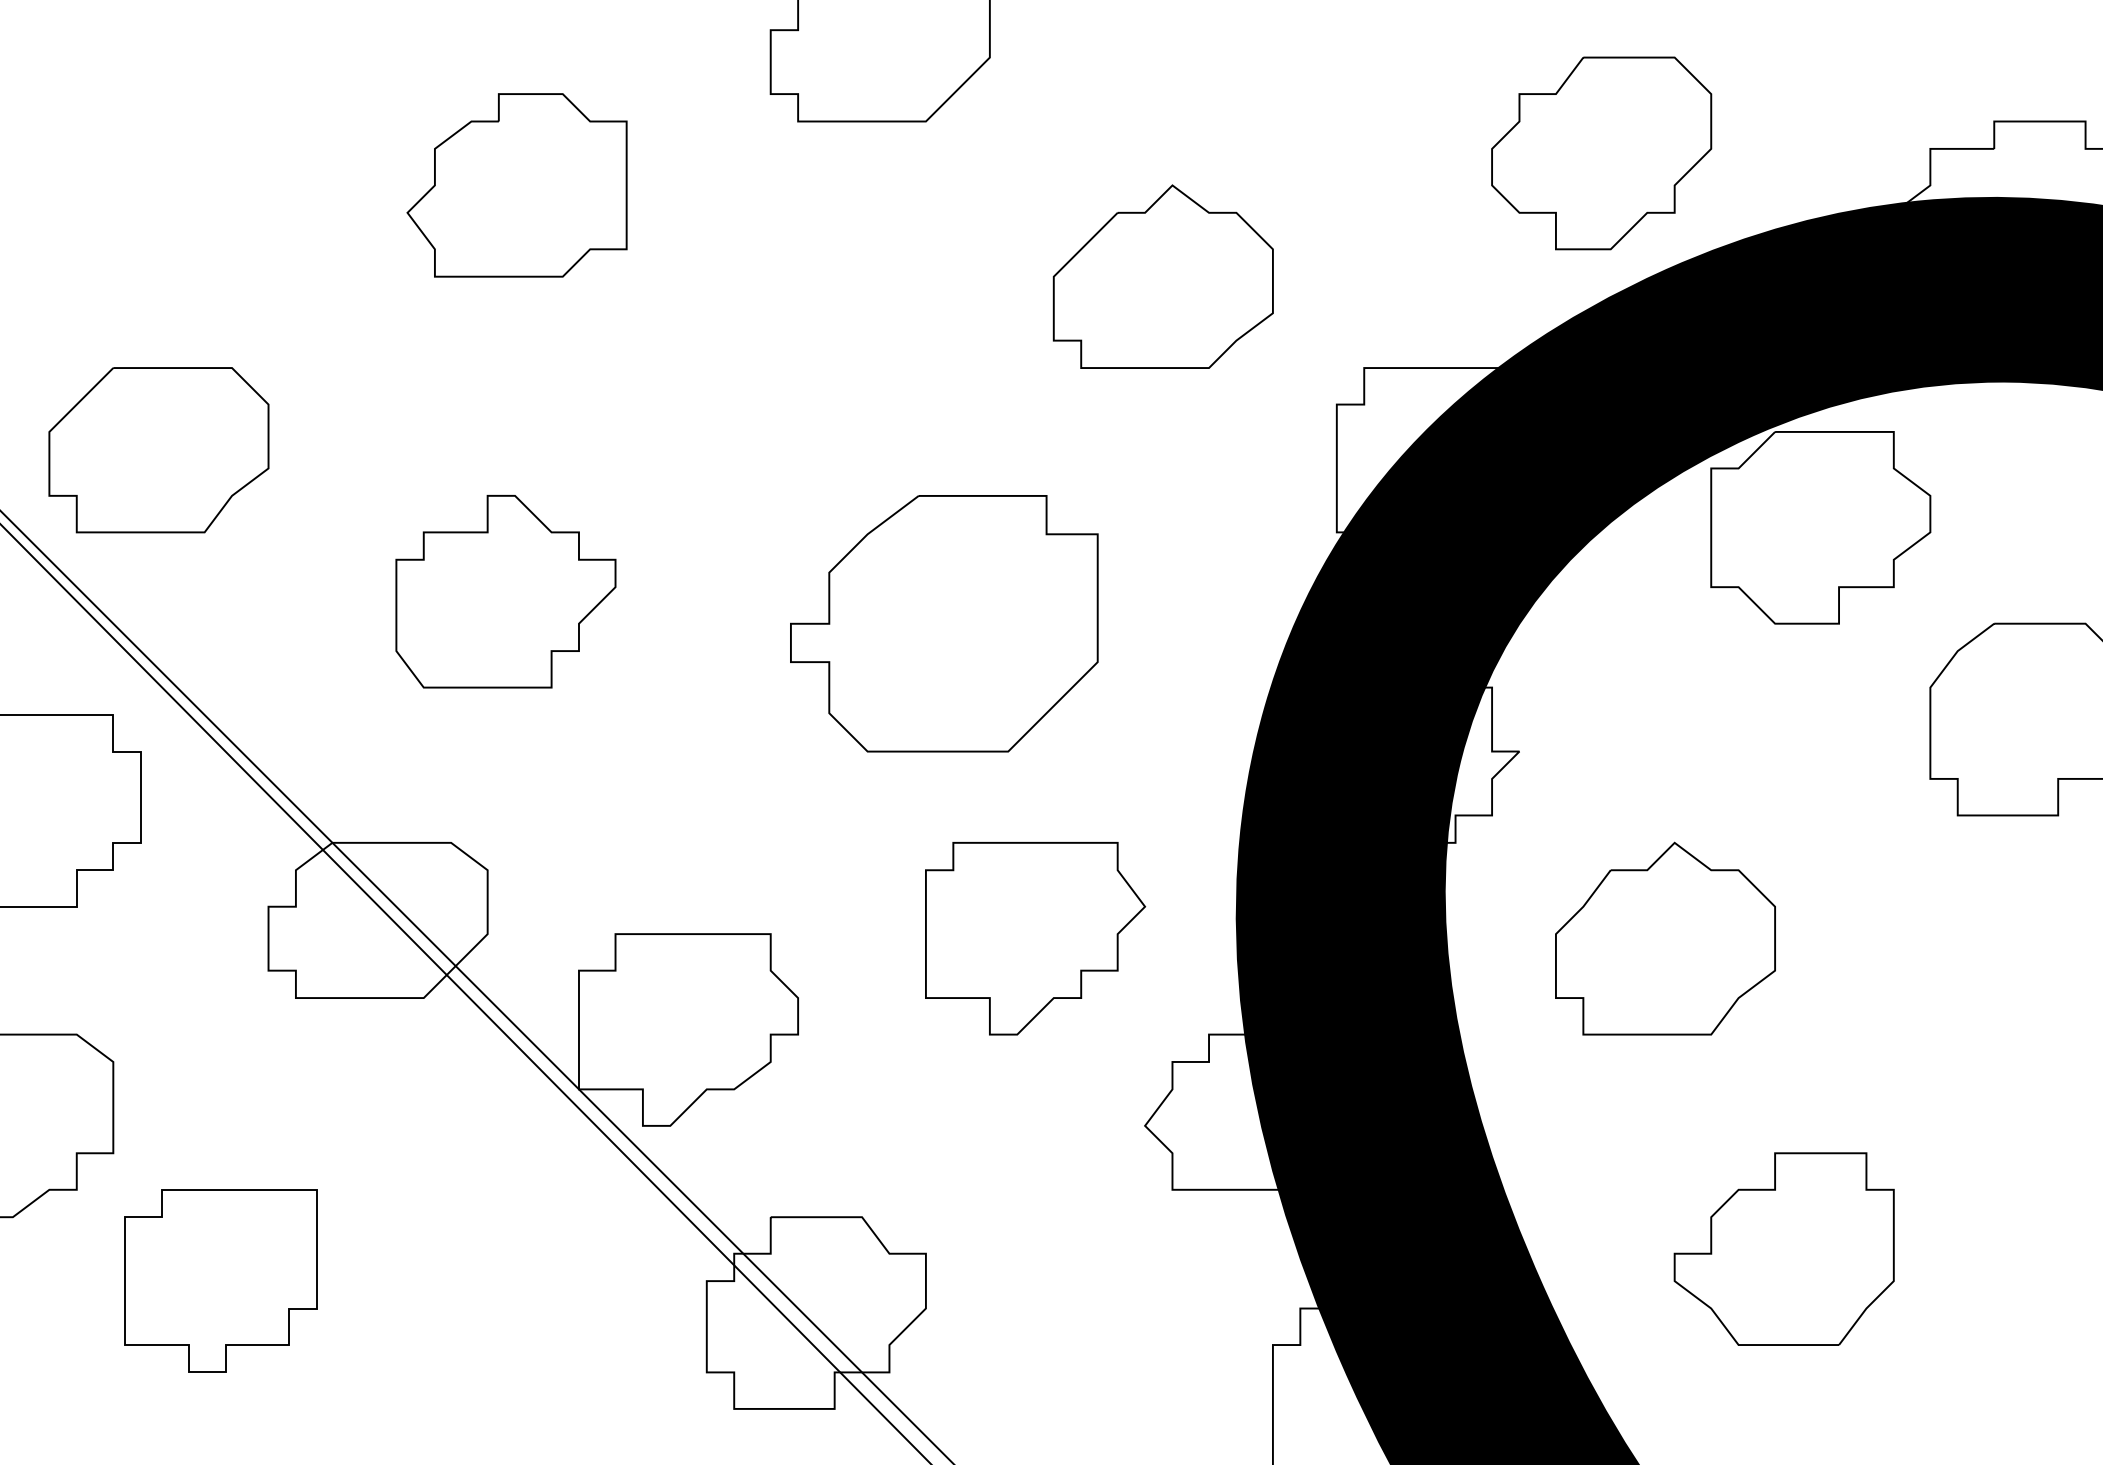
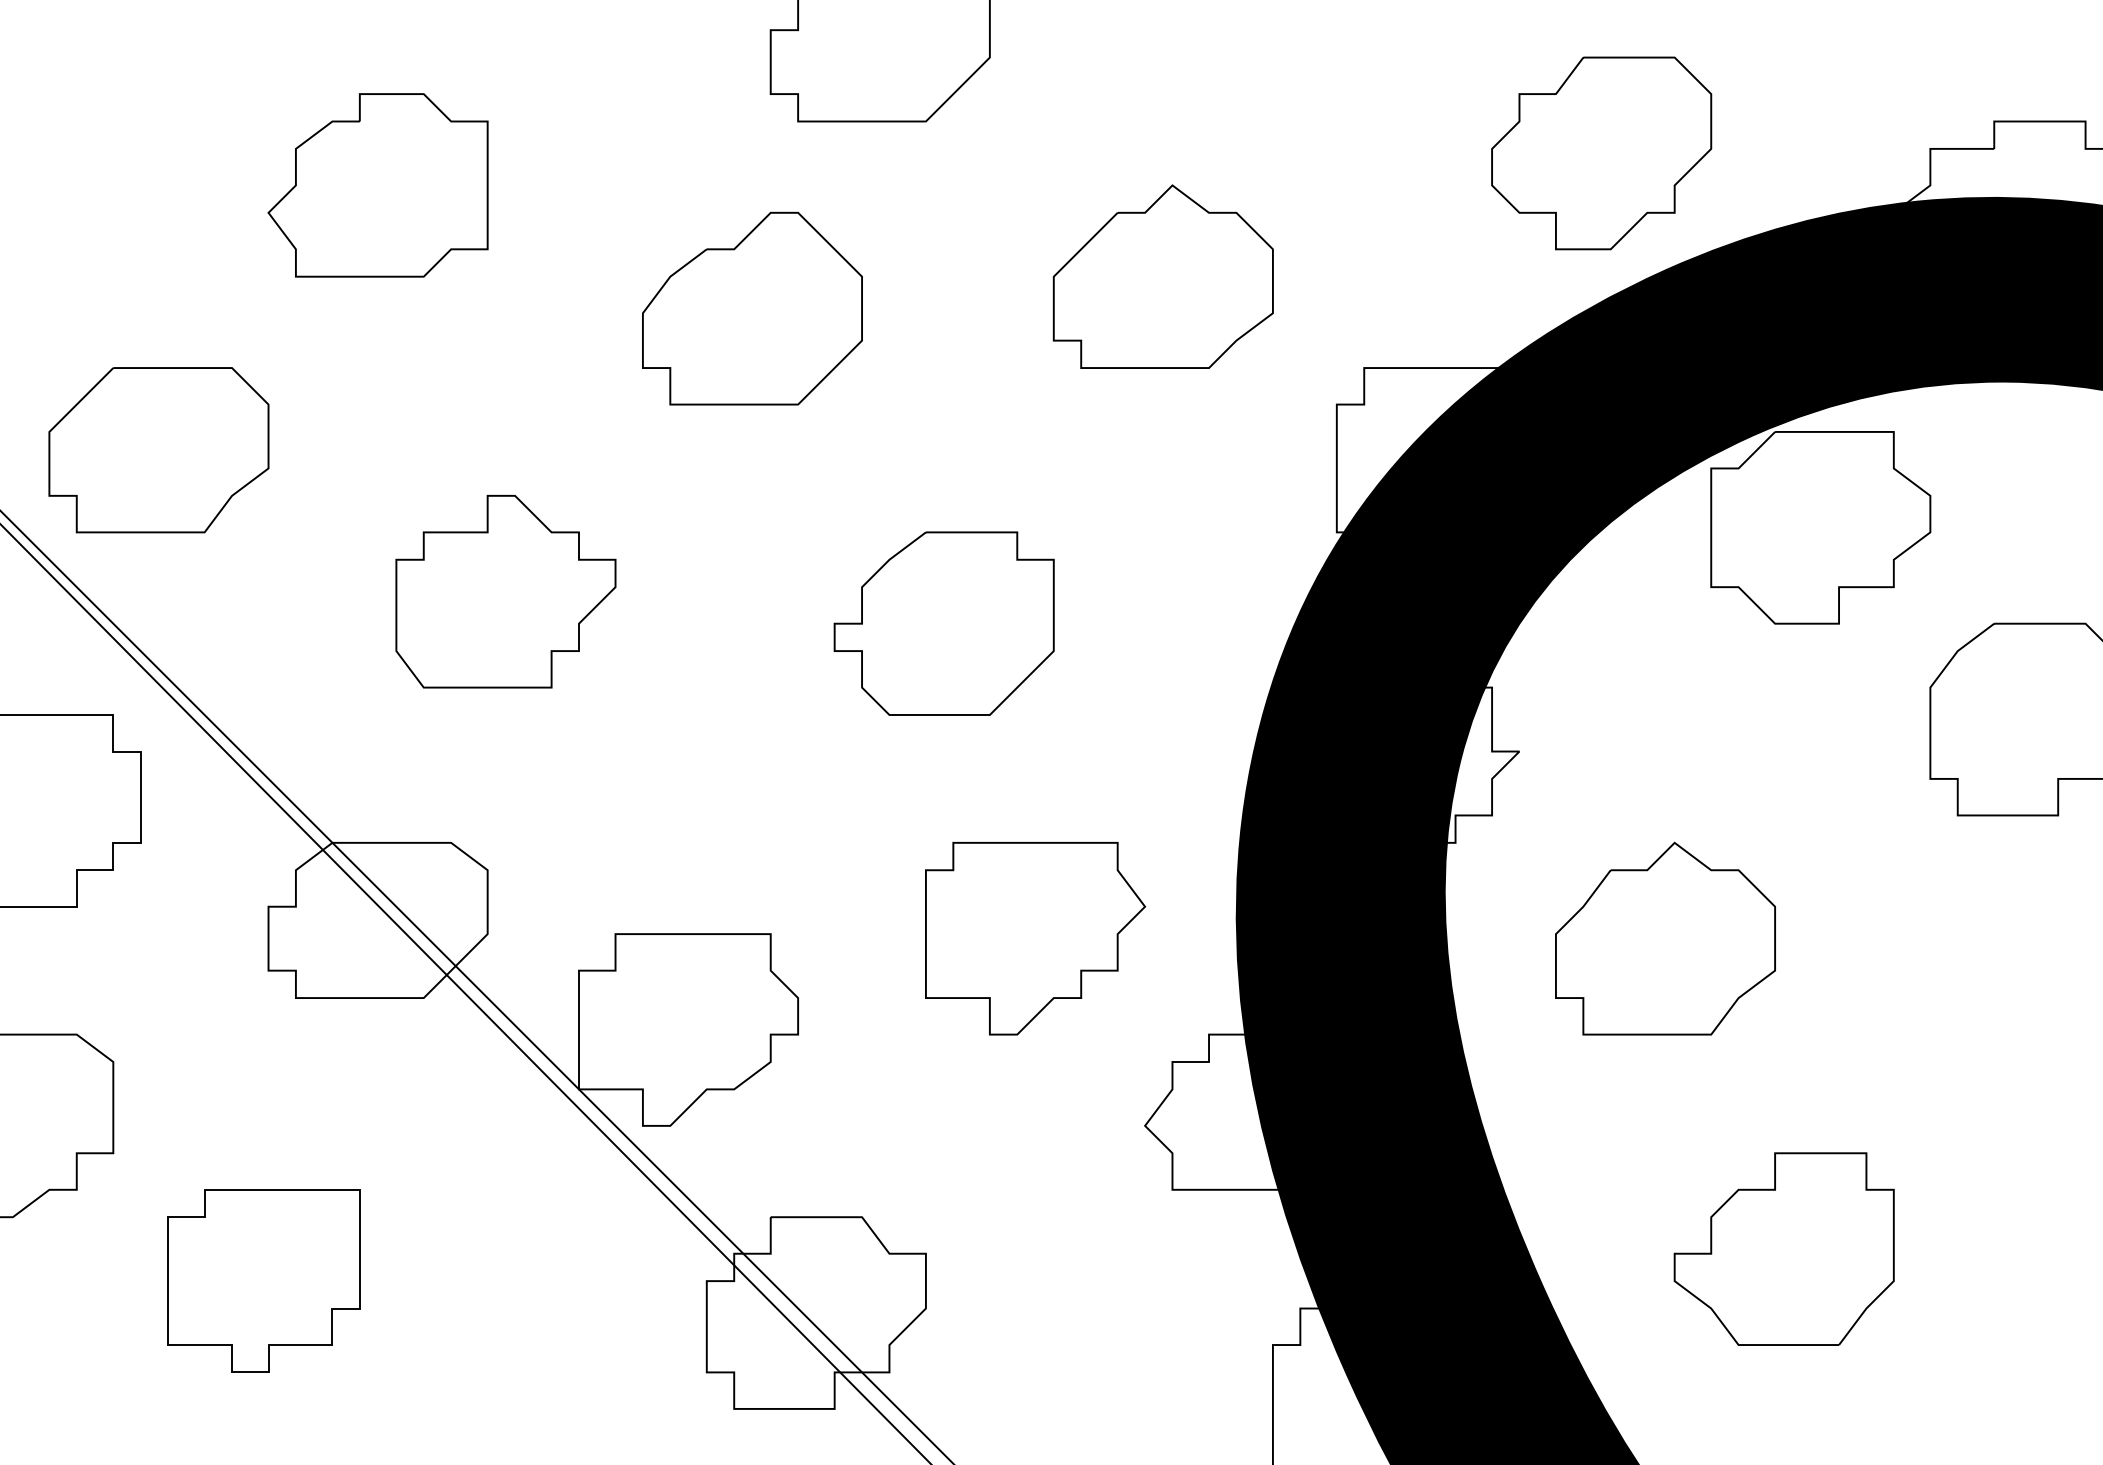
part position: (516, 185) -> (377, 185) (377, 185)
part: none -> present (752, 308)
part size: 309x258 px -> 222x185 px (943, 623)
part position: (220, 1280) -> (263, 1280) (263, 1280)
